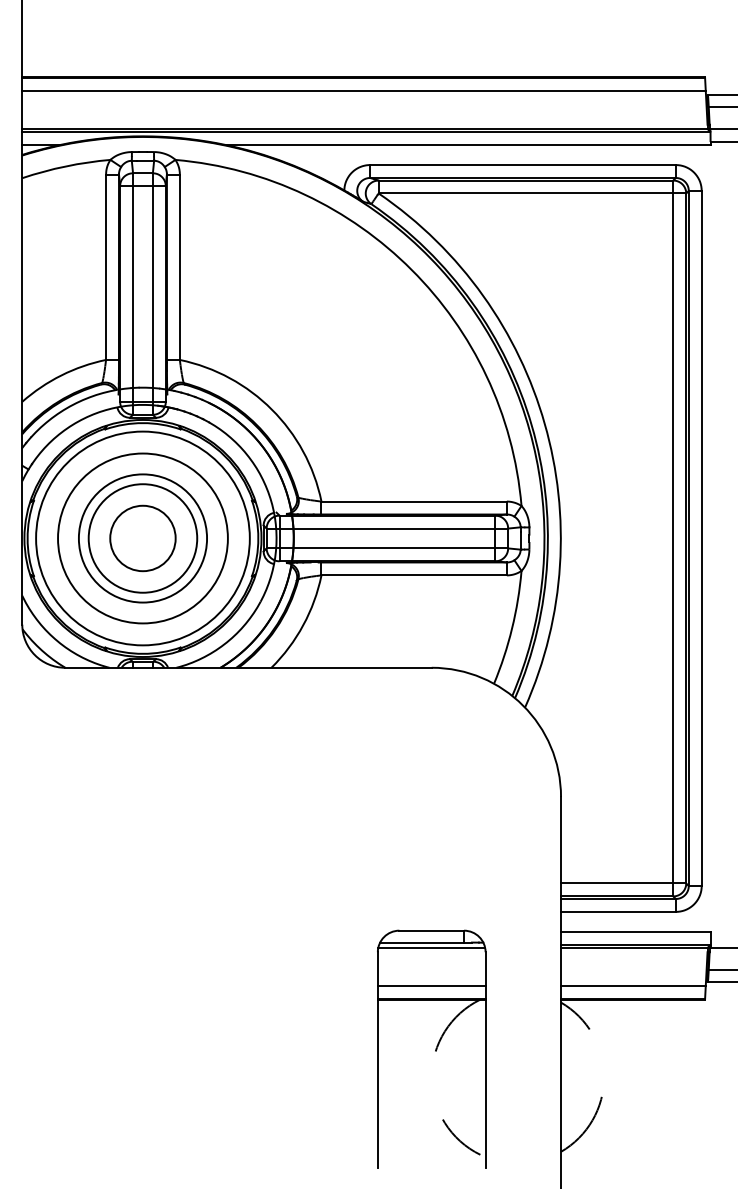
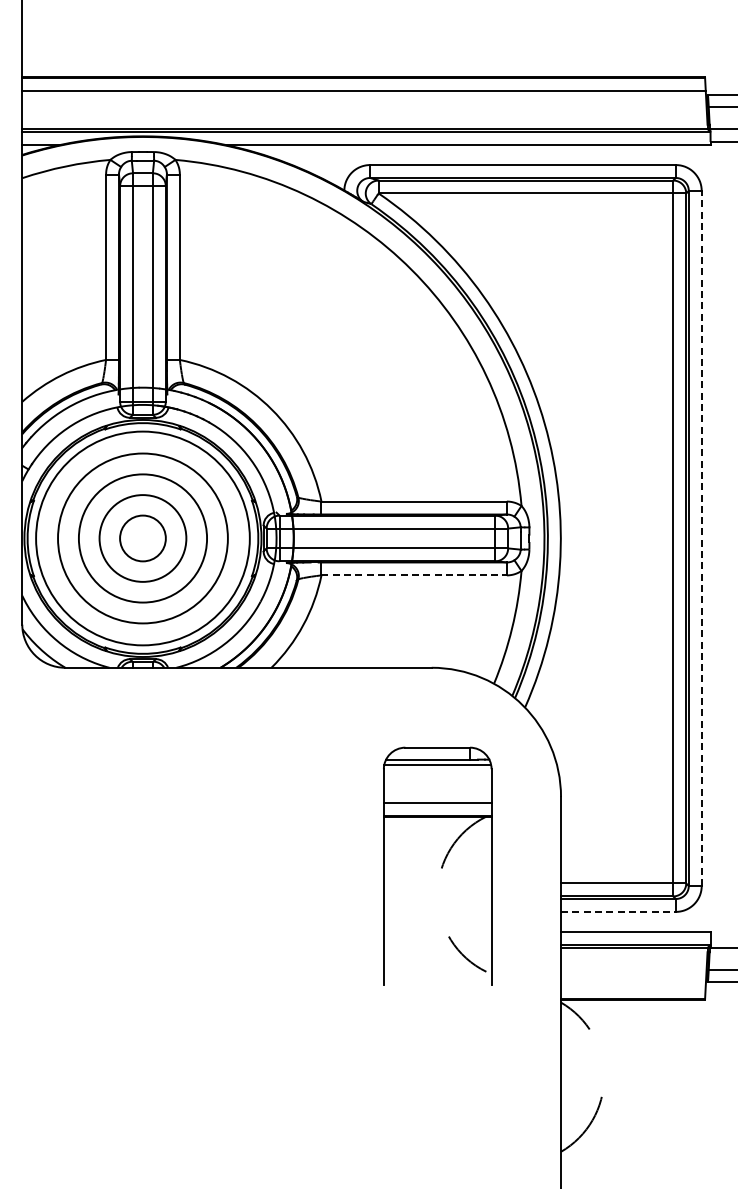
circle diameter: 109 px -> 87 px (142, 538)
circle diameter: 65 px -> 46 px (142, 538)
line: solid -> dashed (701, 538)
line: solid -> dashed (414, 575)
line: solid -> dashed (618, 911)
line: present -> none (633, 985)
part position: (431, 1048) -> (437, 865) (437, 865)
